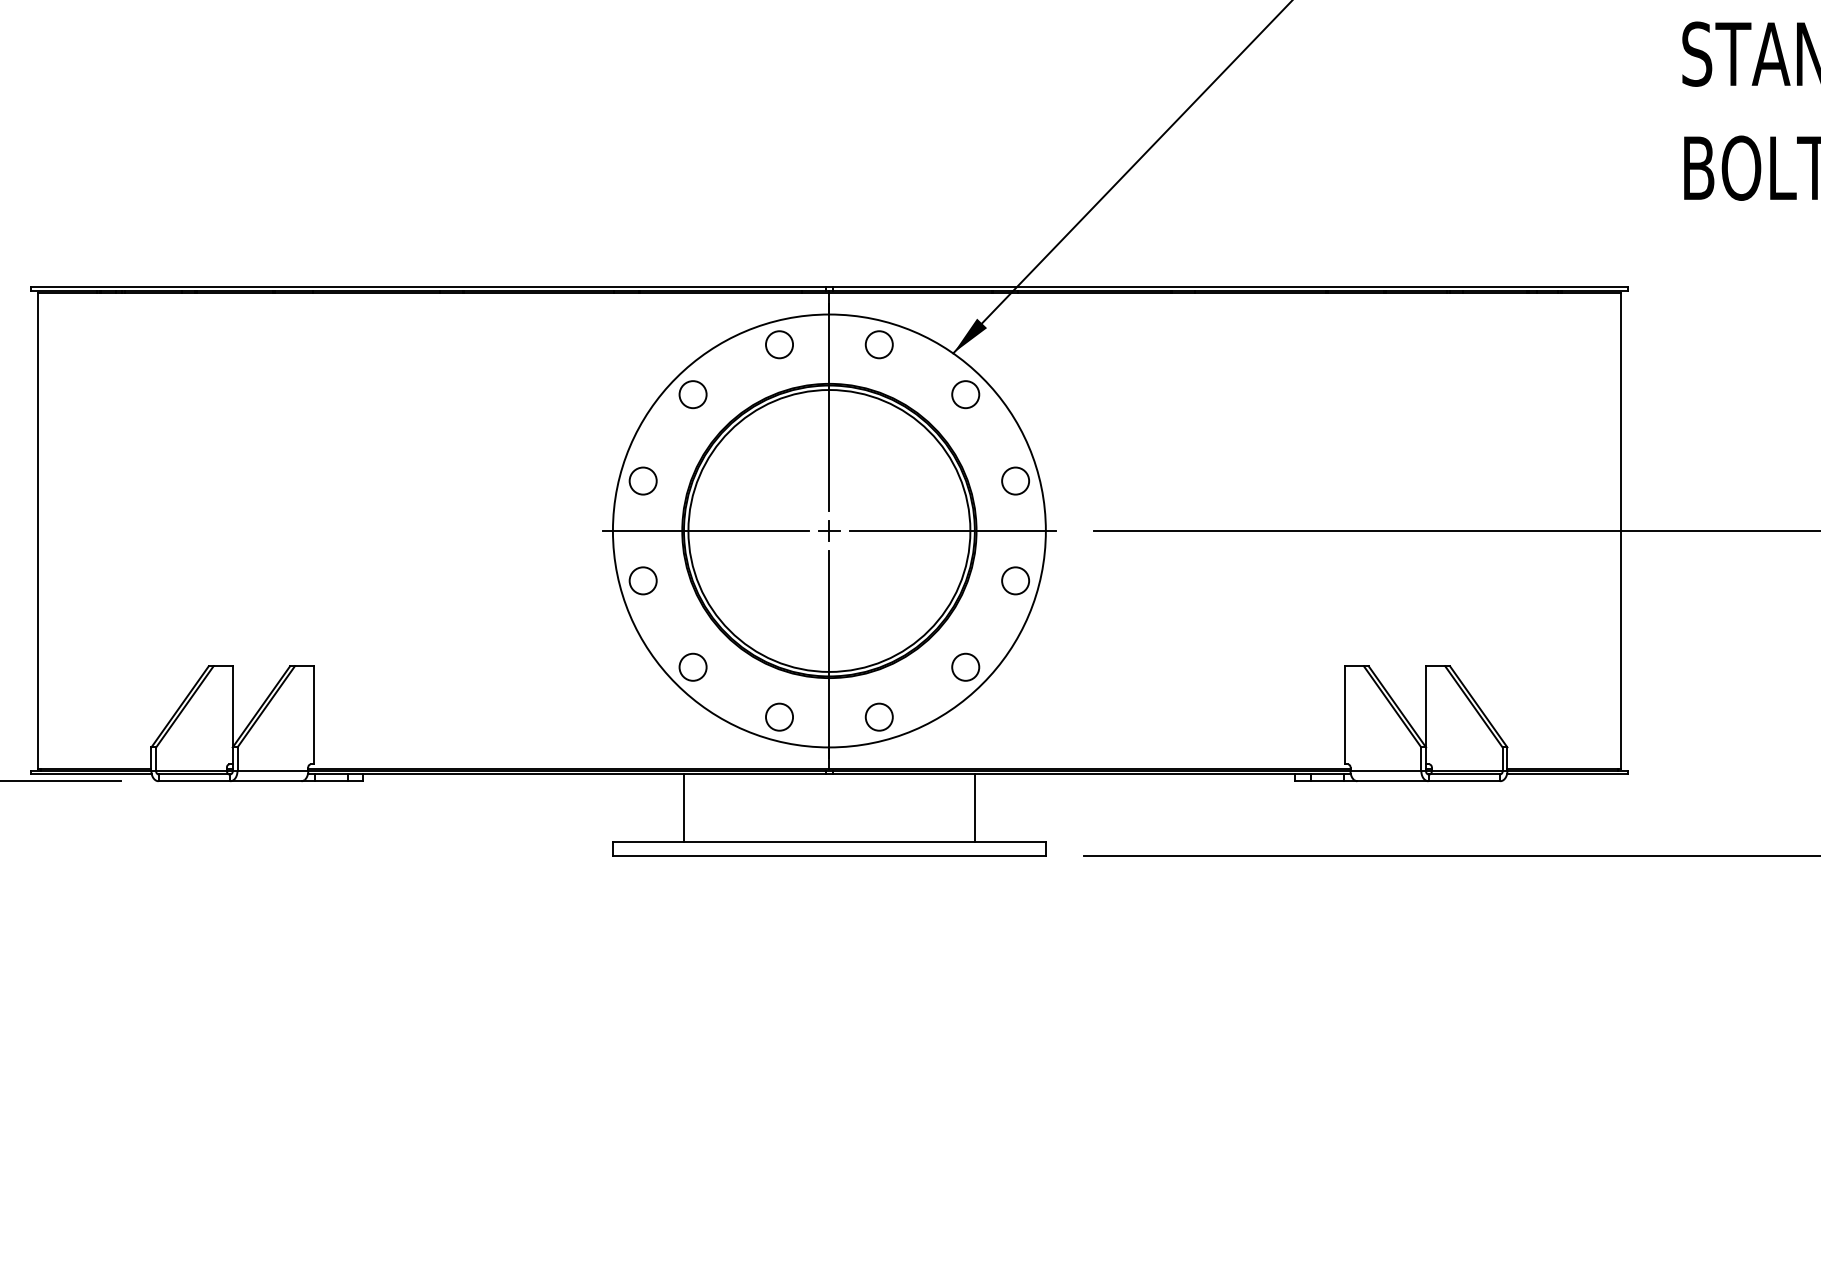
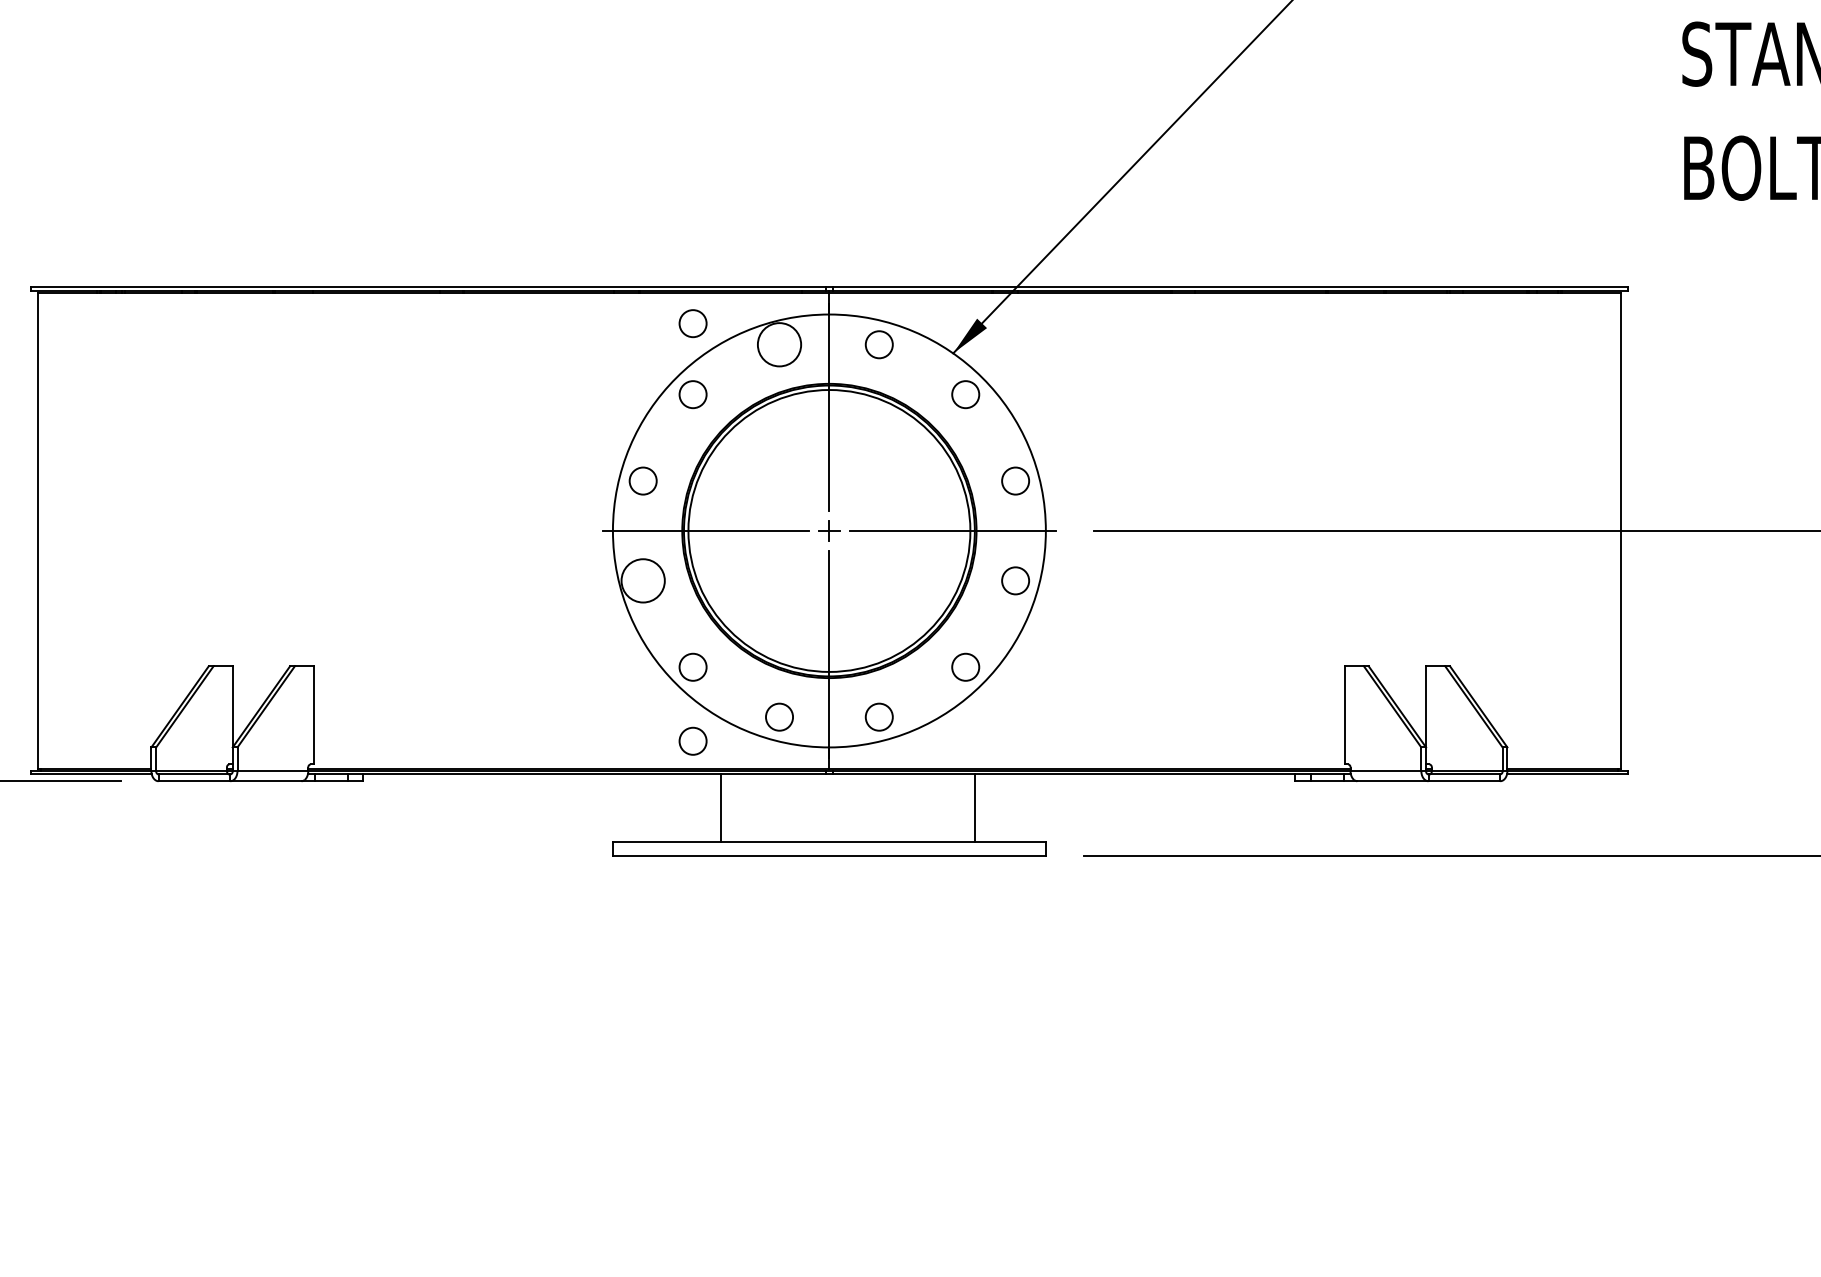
circle: none -> present (692, 323)
circle diameter: 27 px -> 43 px (779, 344)
circle diameter: 27 px -> 43 px (642, 580)
circle: none -> present (692, 740)
line position: (683, 808) -> (720, 808) (720, 808)
